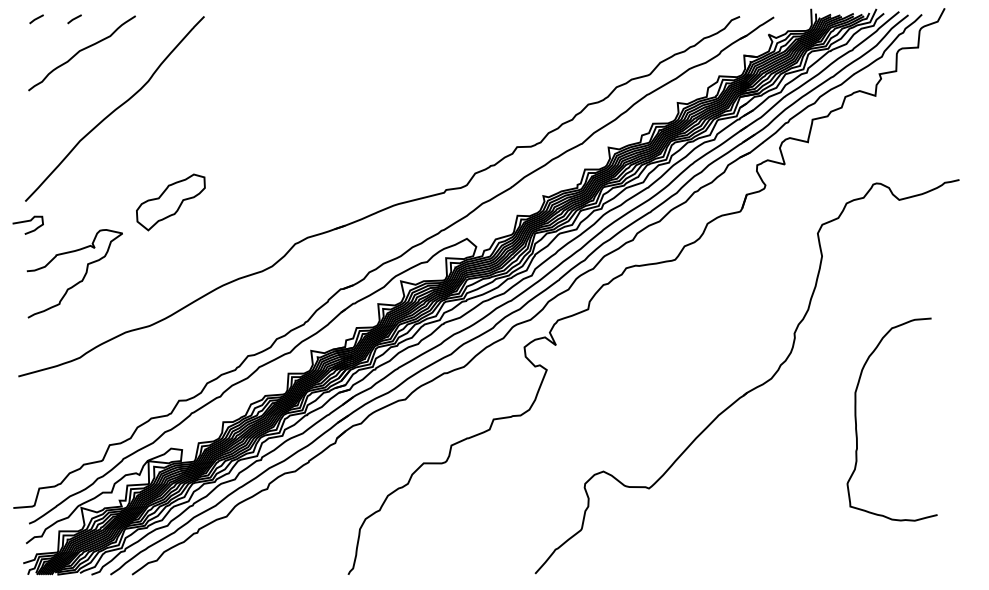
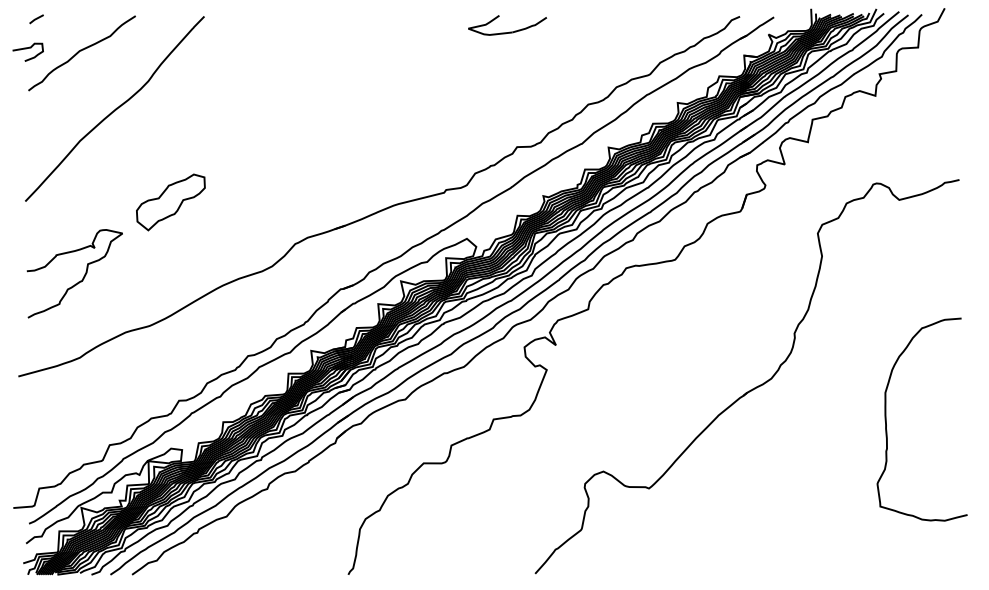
line: present -> none (74, 19)
part: none -> present (509, 31)
curve position: (26, 222) -> (26, 49) (26, 49)
curve position: (856, 419) -> (886, 419) (886, 419)
